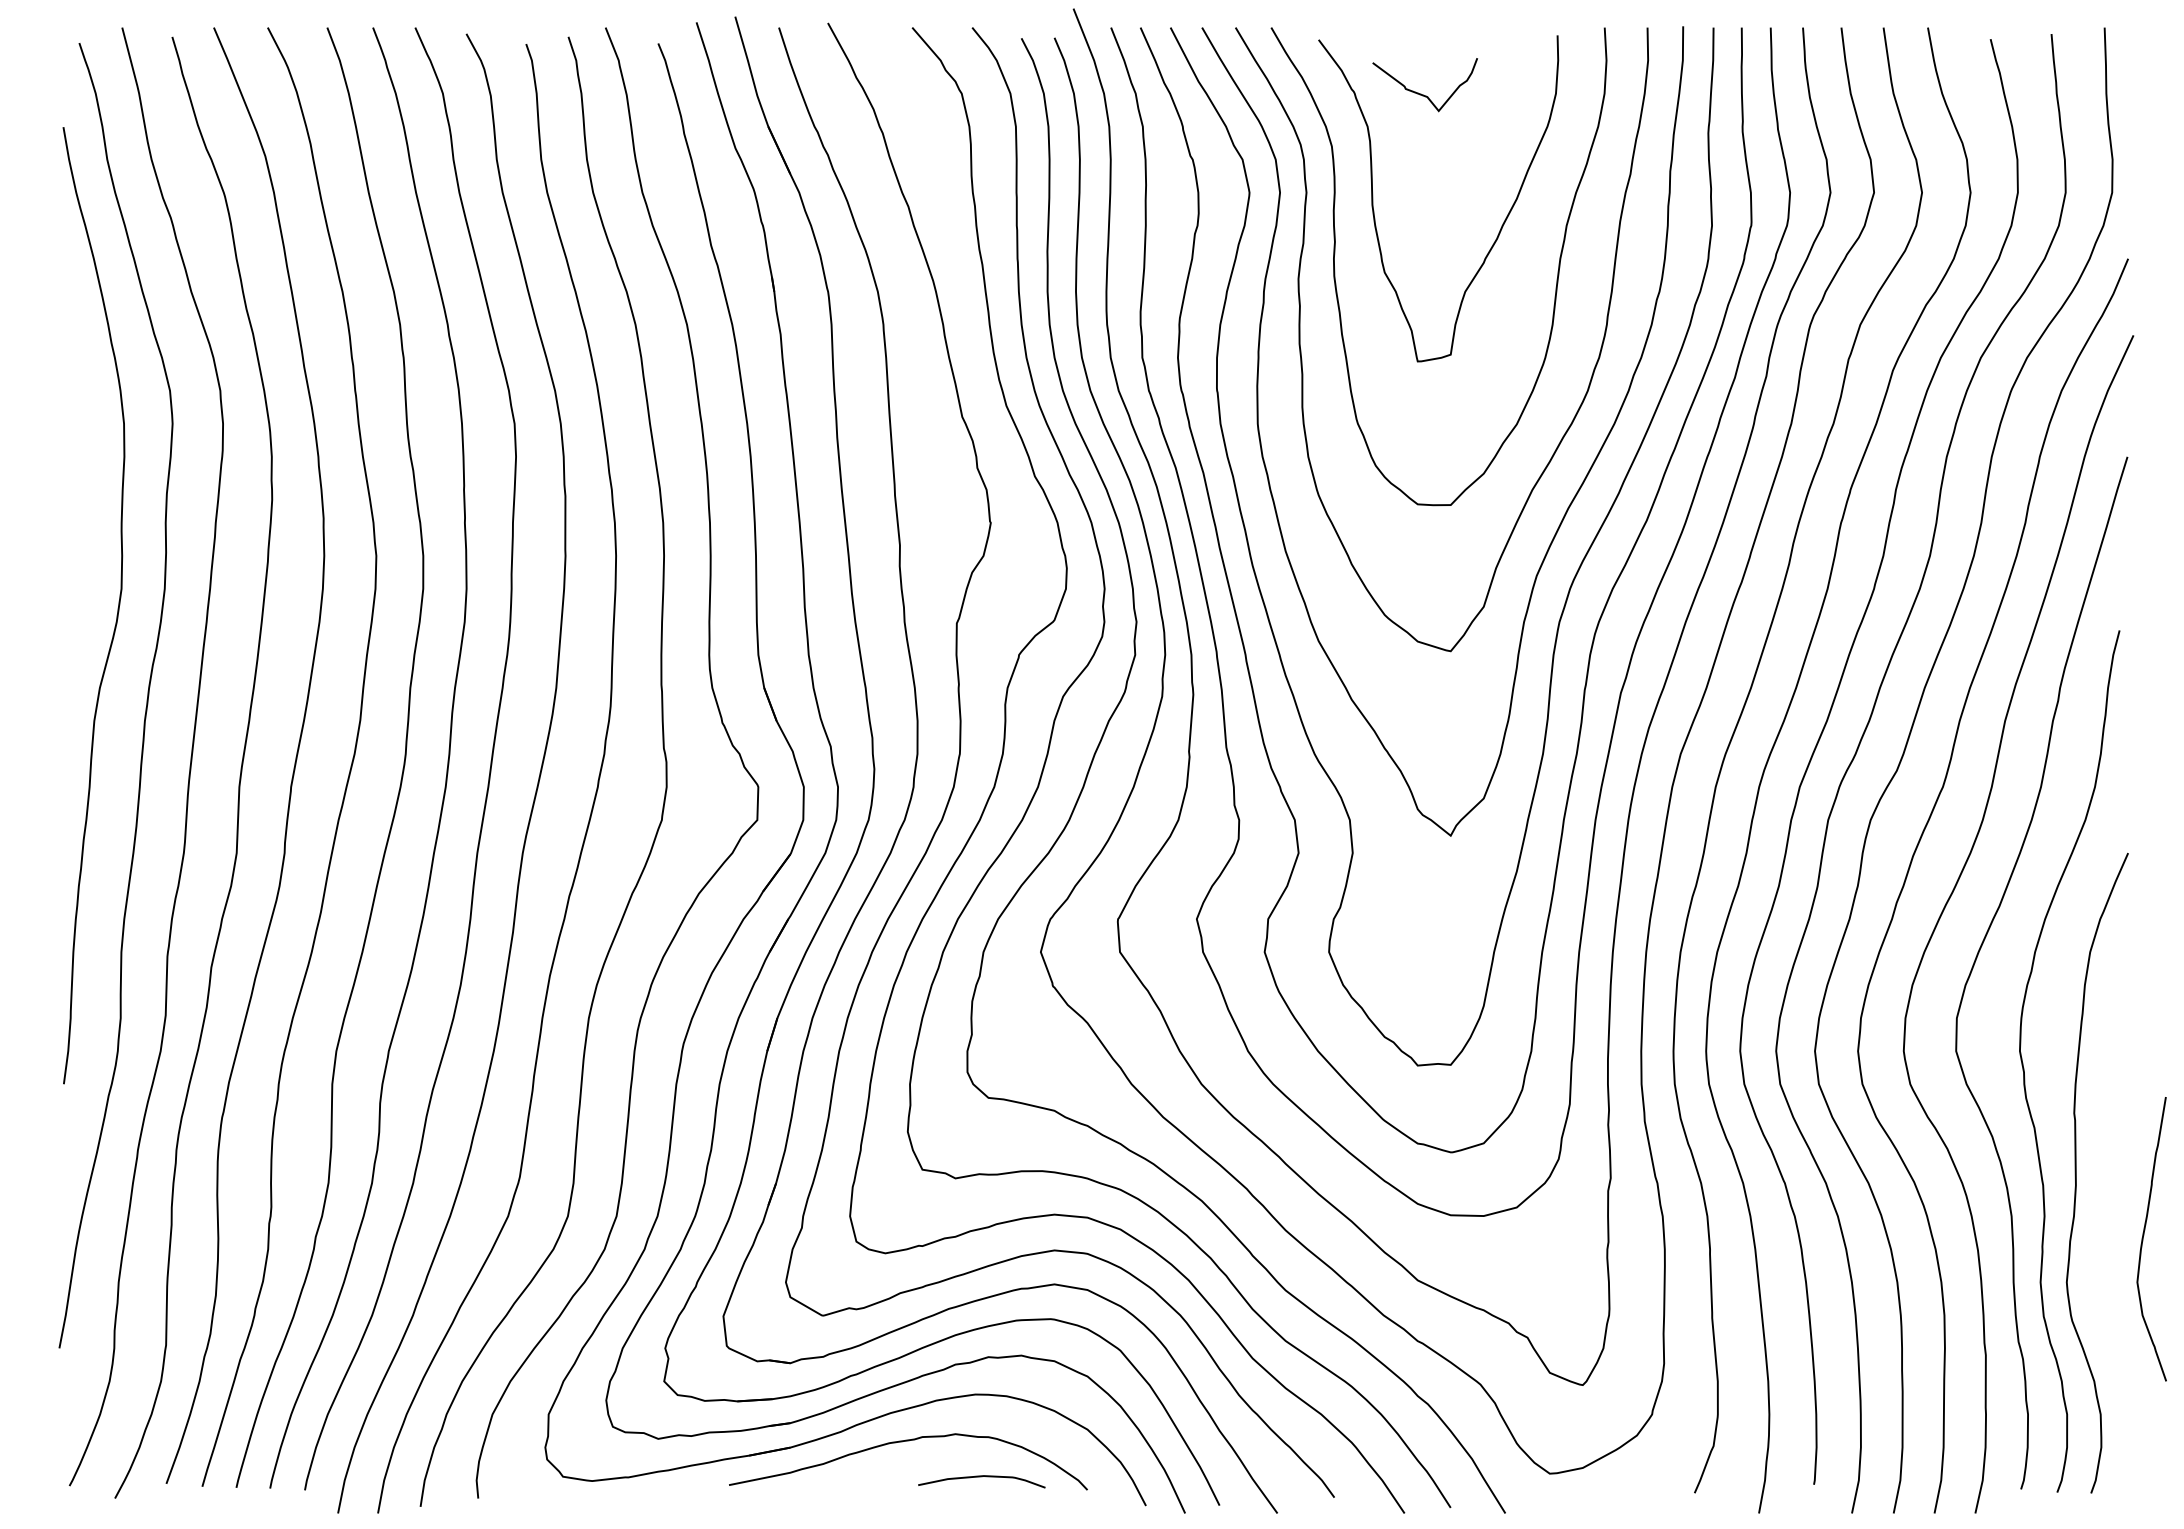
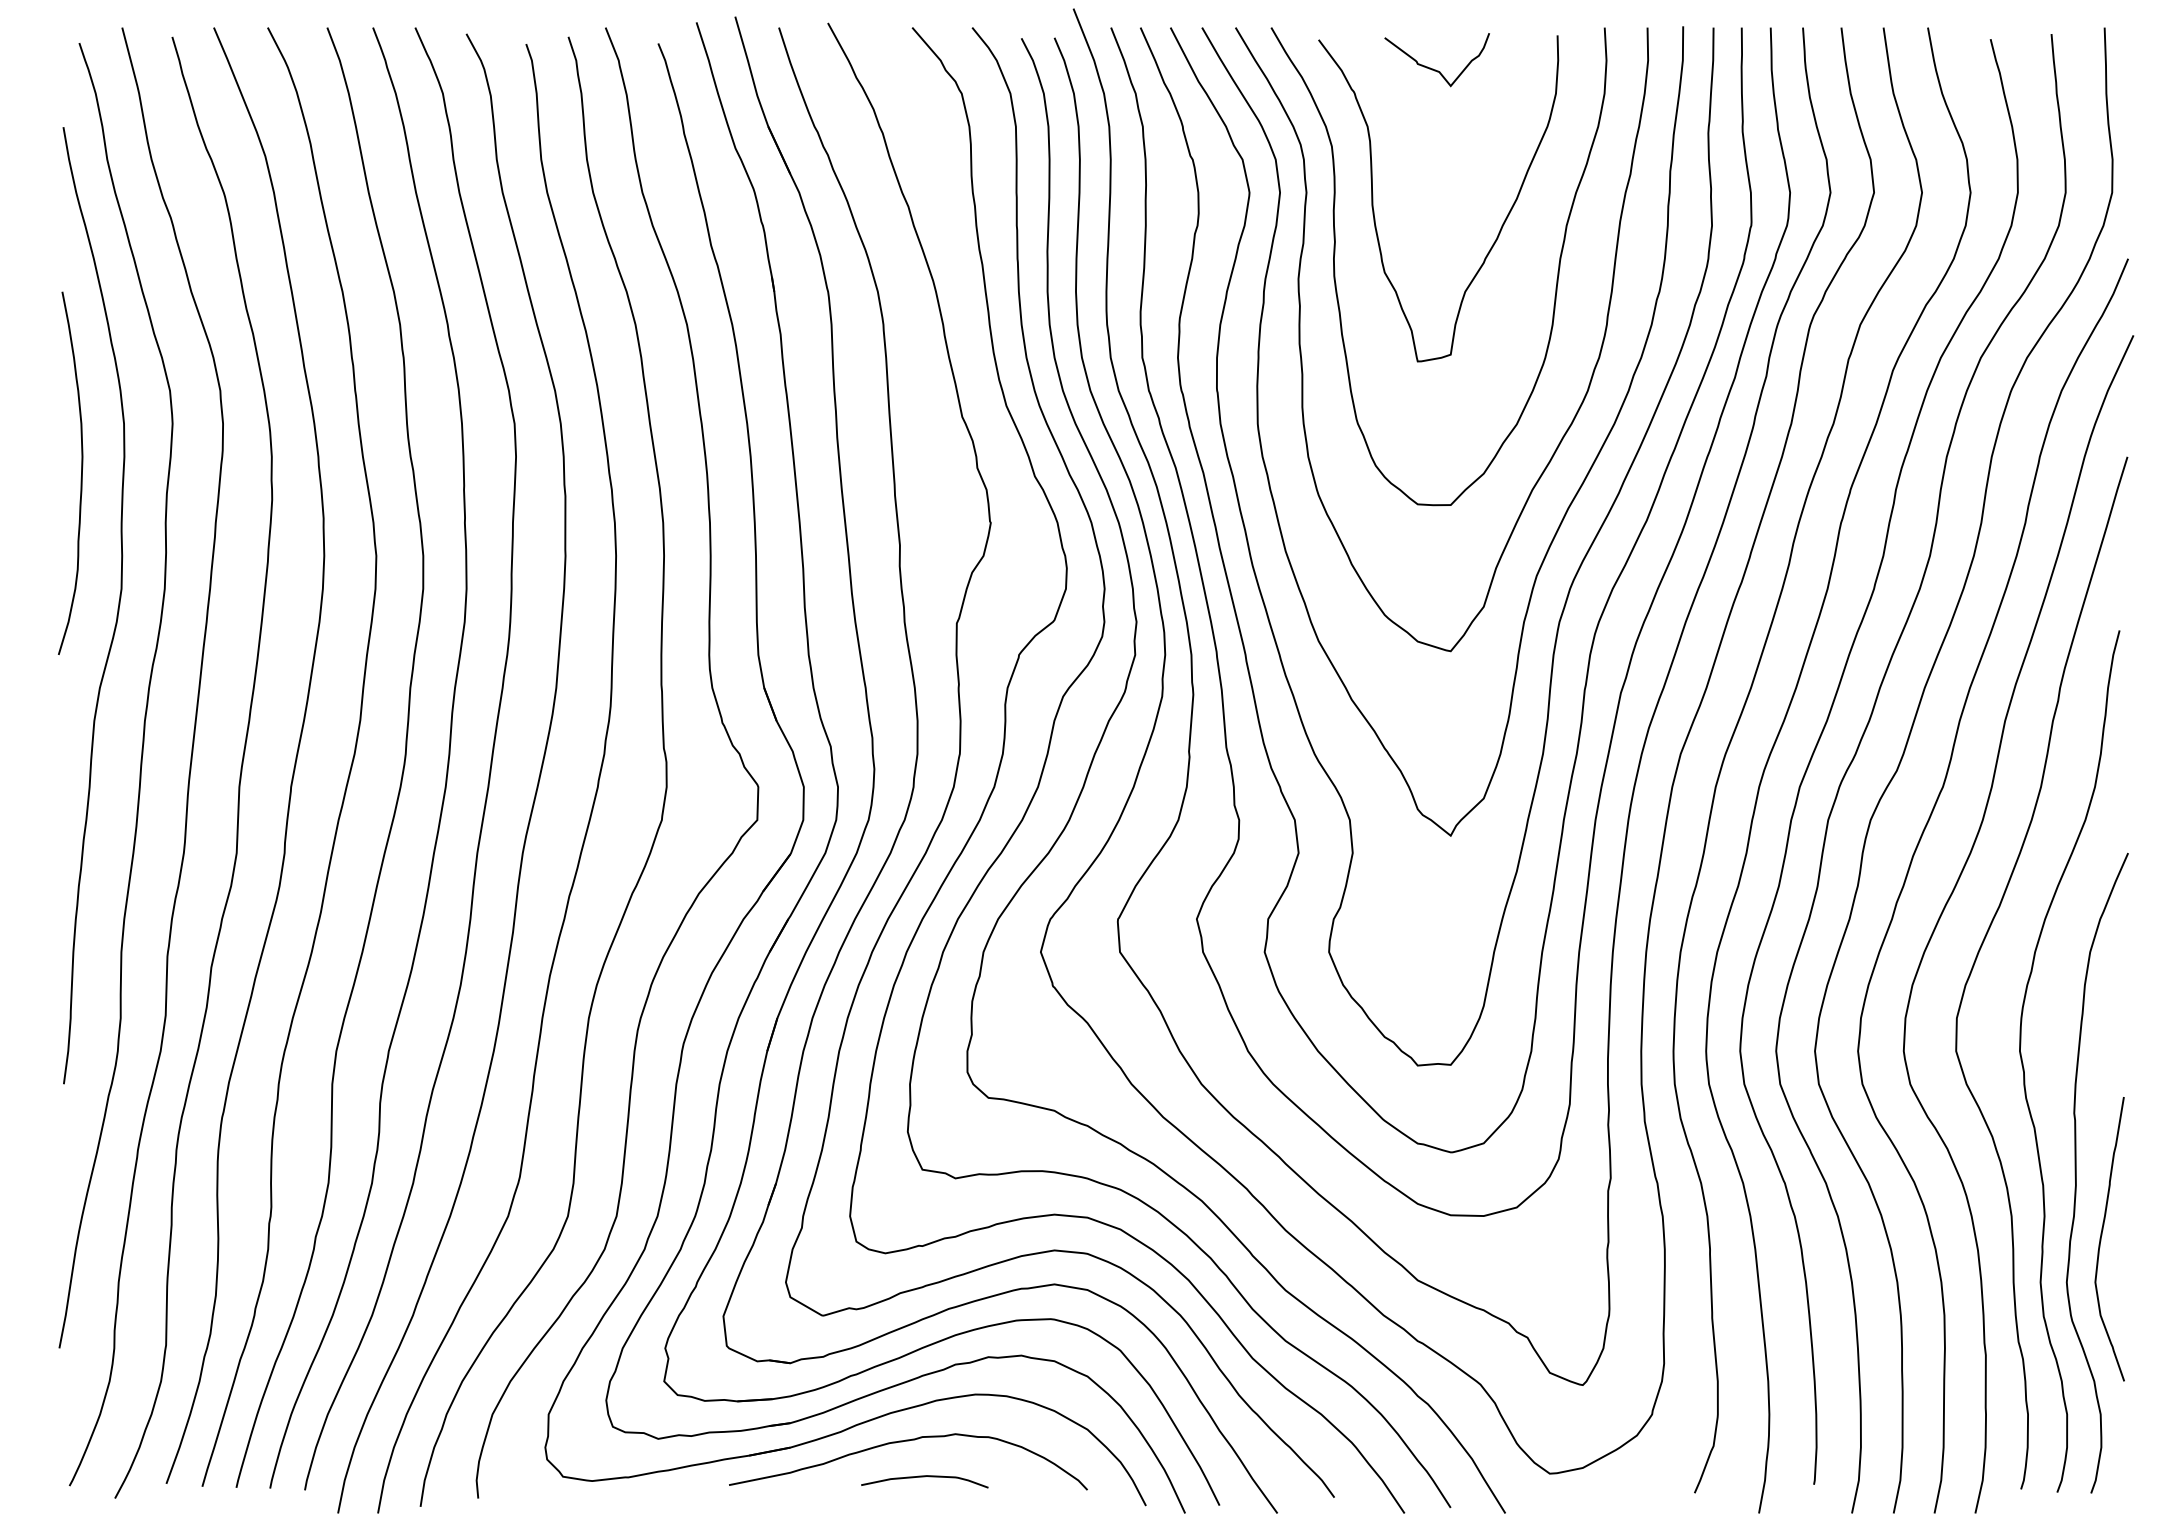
curve position: (1421, 93) -> (1433, 68) (1433, 68)
curve: none -> present (81, 472)
curve position: (2143, 1239) -> (2101, 1239) (2101, 1239)
curve position: (981, 1477) -> (924, 1477) (924, 1477)
